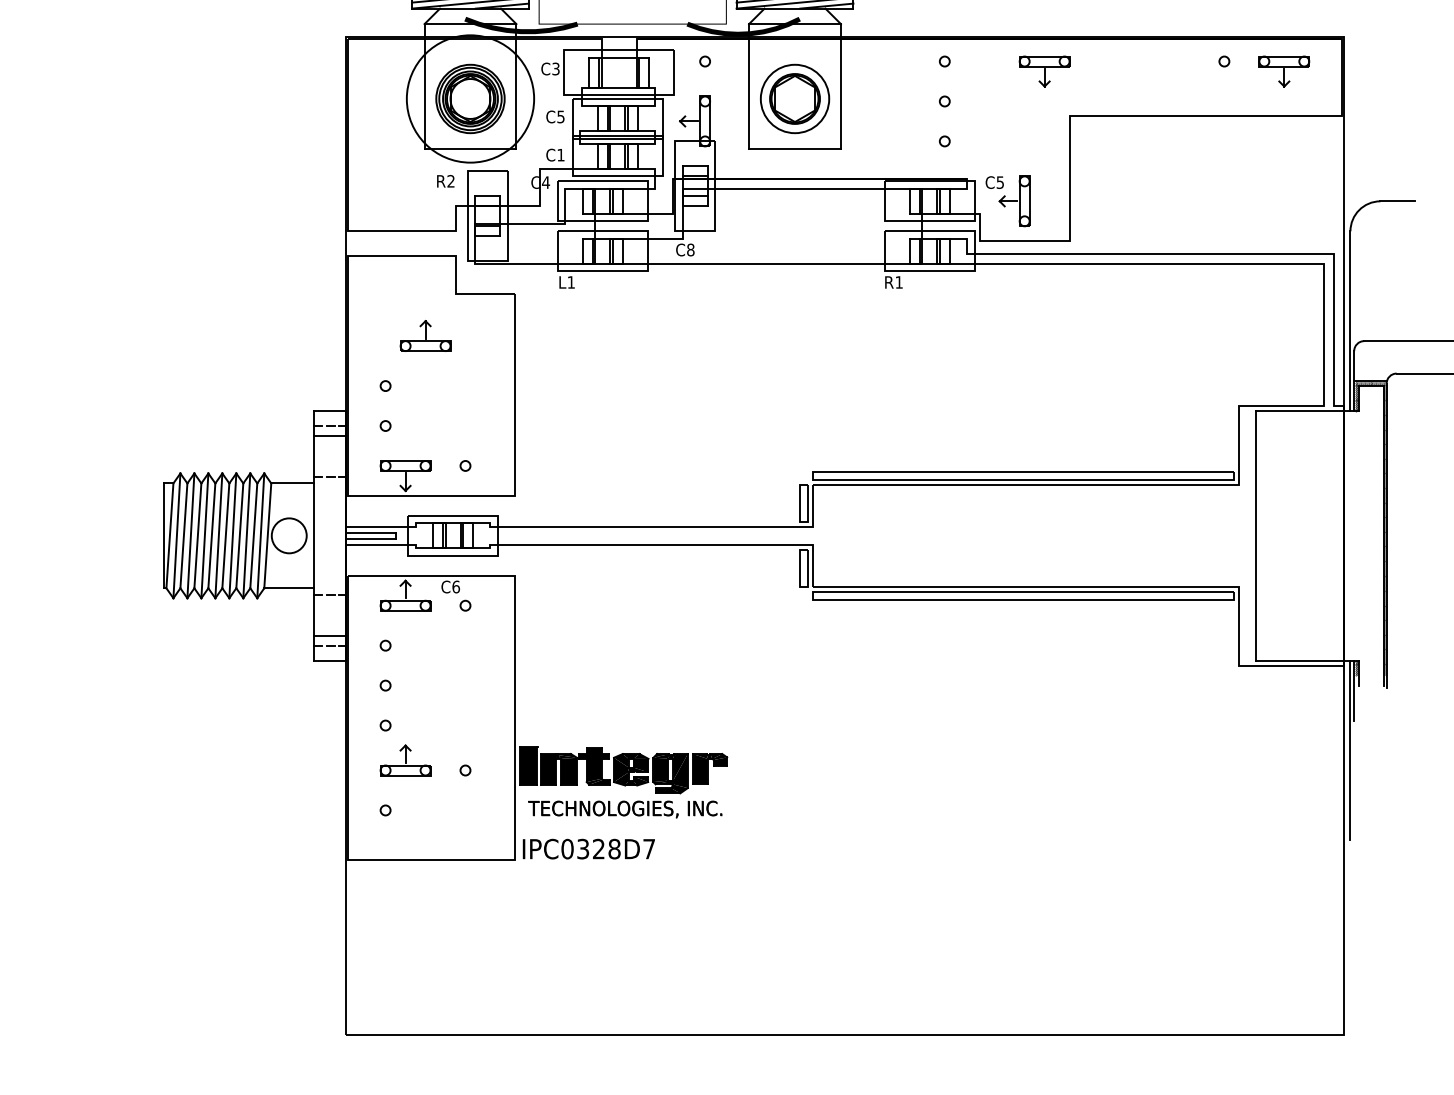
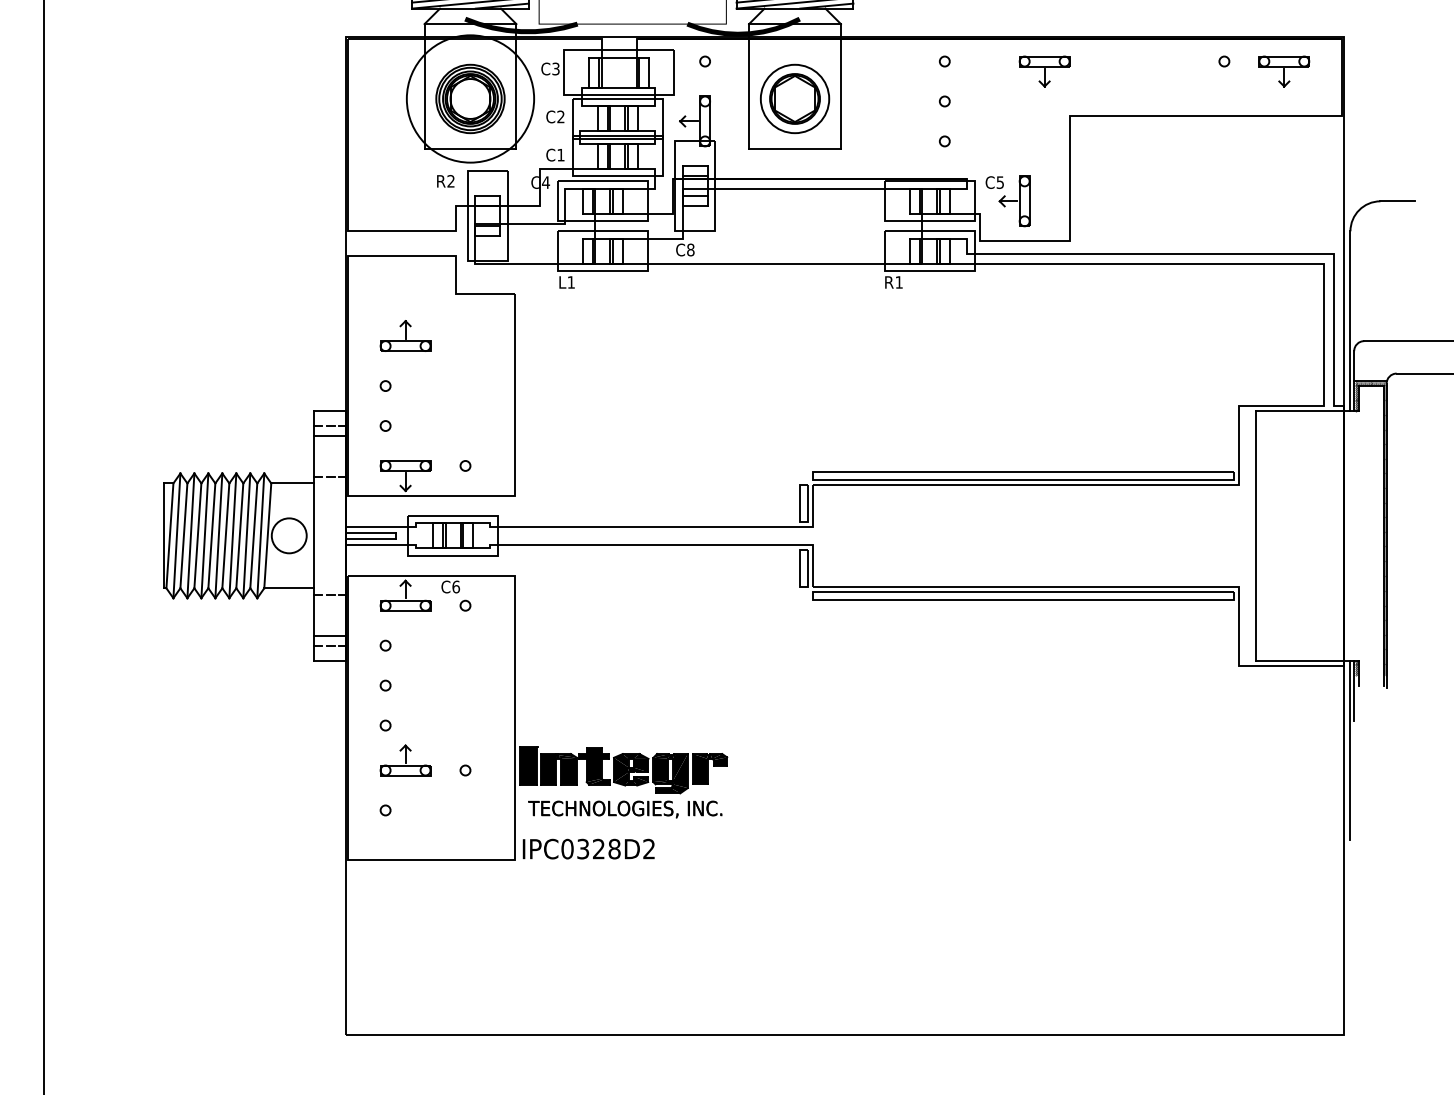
text: C5 -> C2 (560, 116)
part position: (425, 335) -> (405, 335) (405, 335)
line: none -> present (43, 546)
text: IPC0328D7 -> IPC0328D2 (648, 848)
